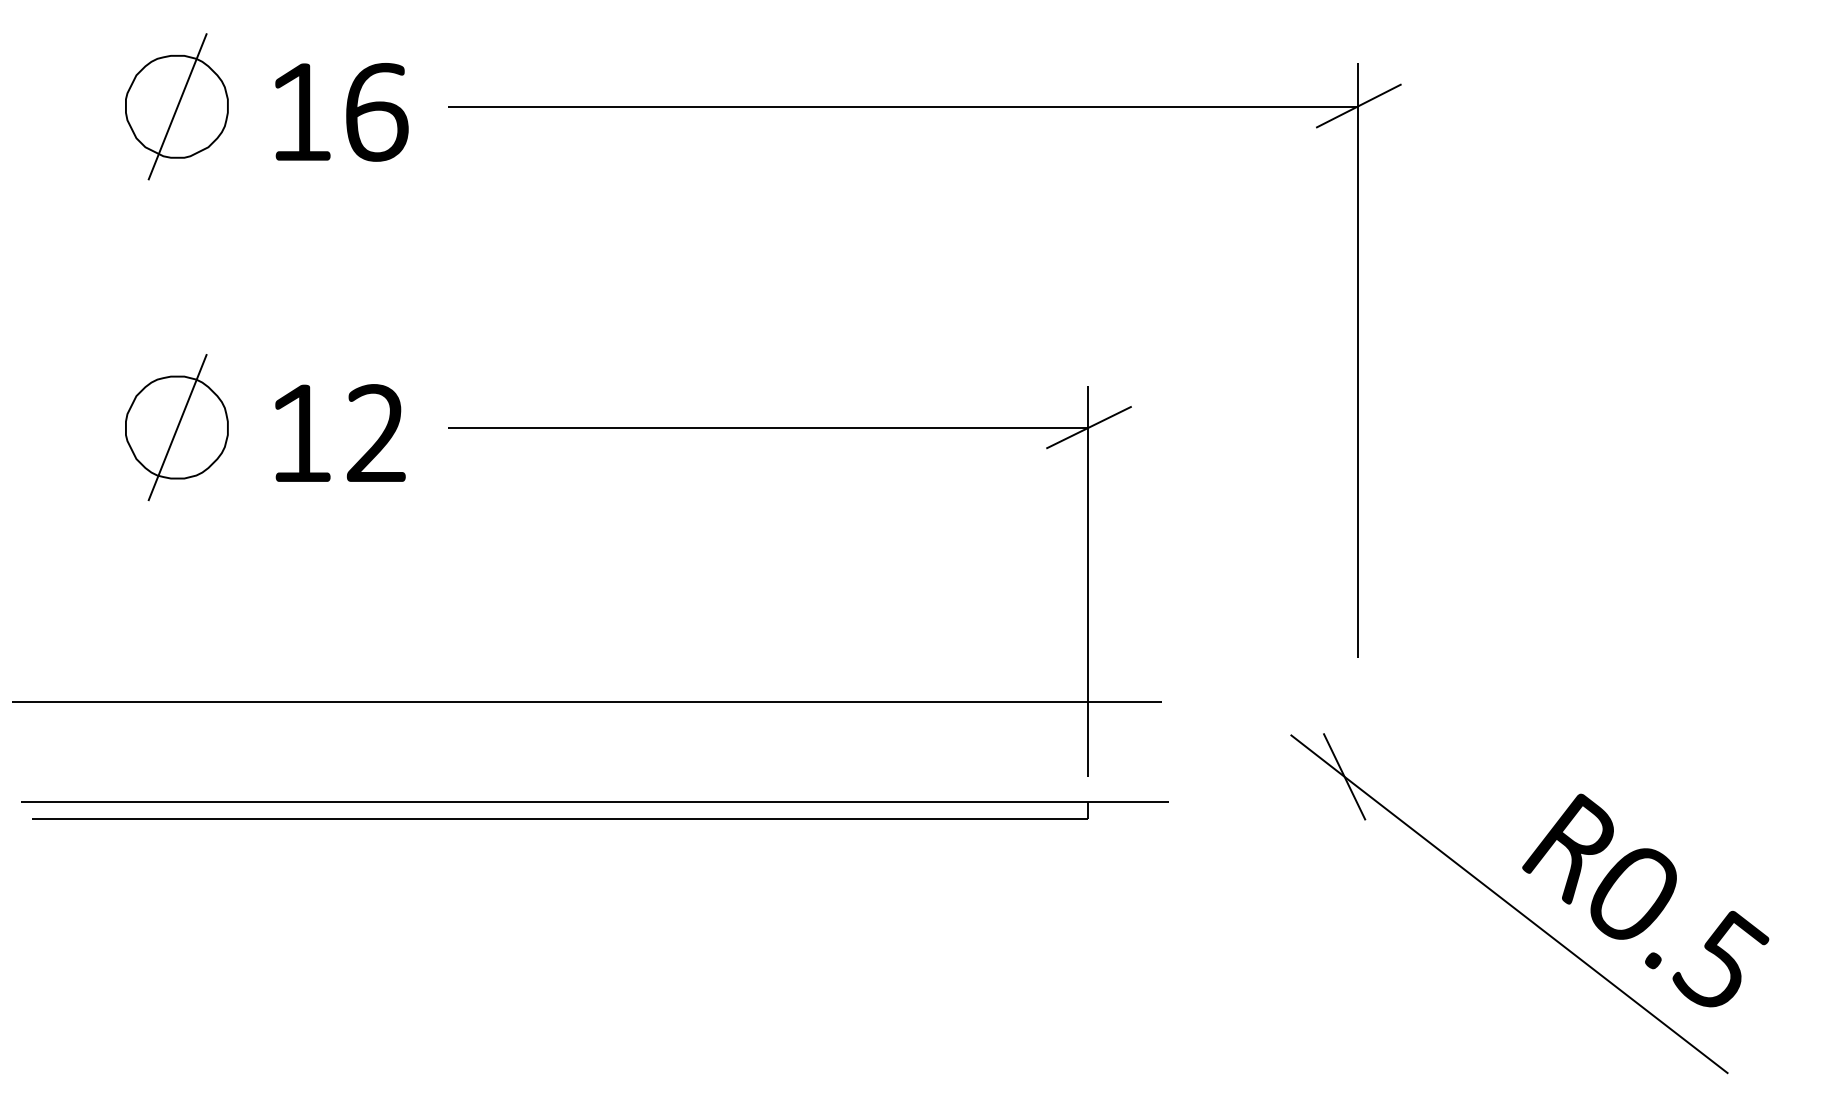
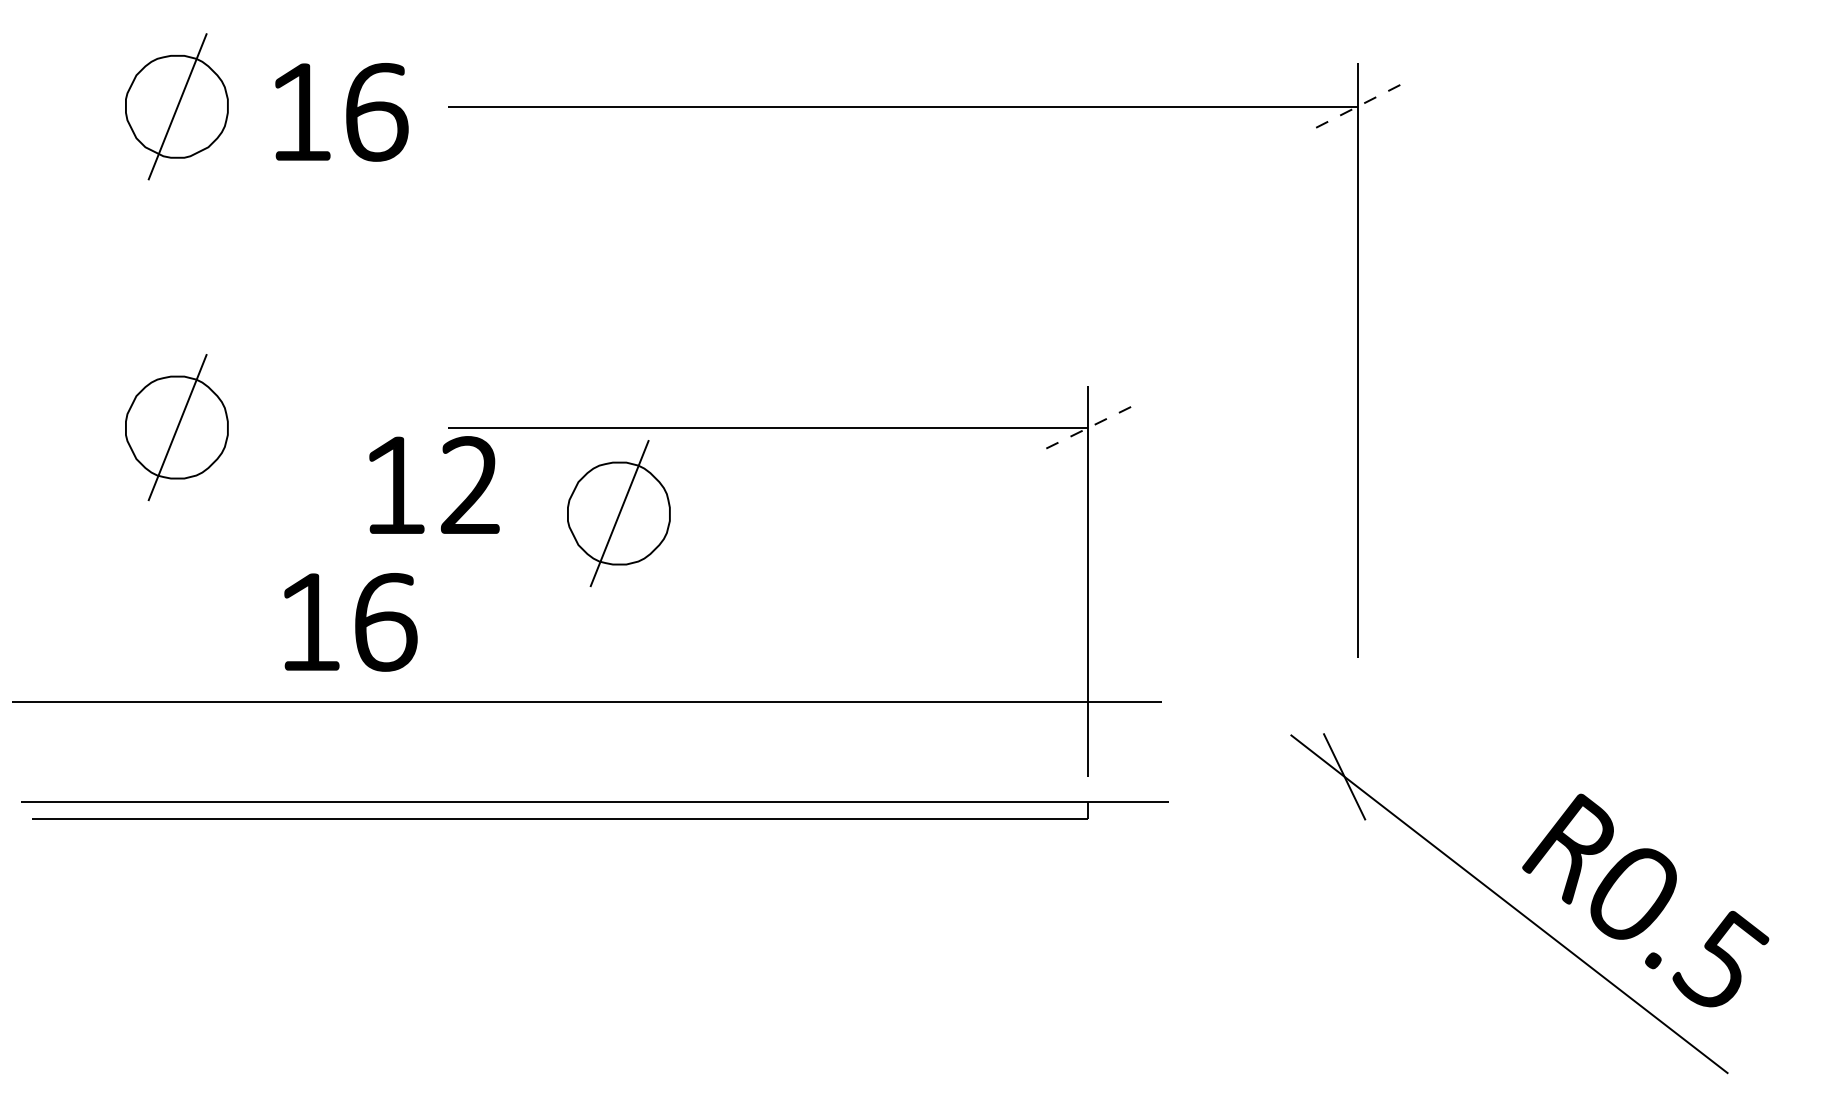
line: solid -> dashed (1358, 106)
line: solid -> dashed (1089, 427)
part position: (310, 432) -> (404, 484) (404, 484)
part: none -> present (618, 513)
part: none -> present (350, 622)
